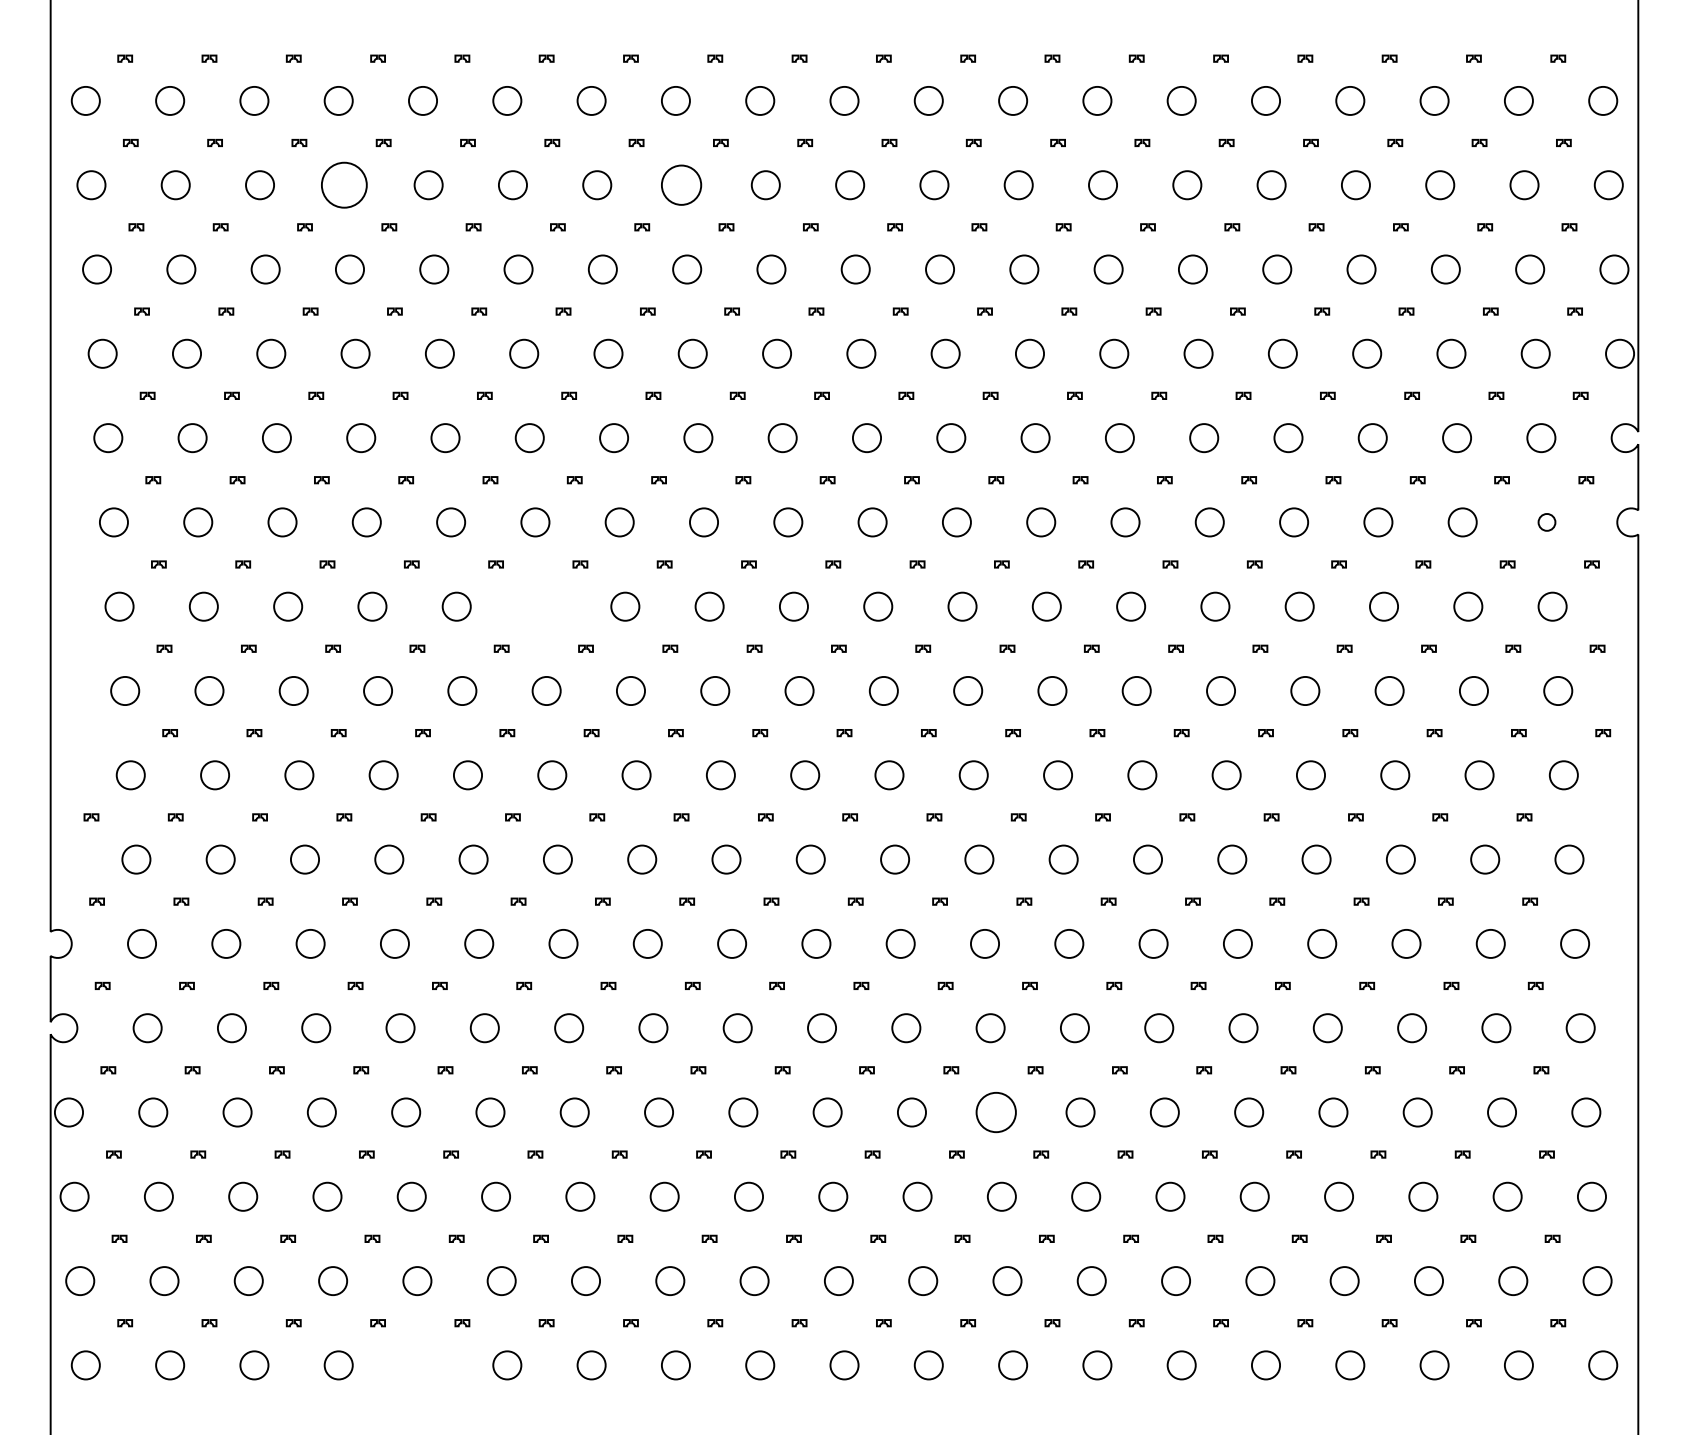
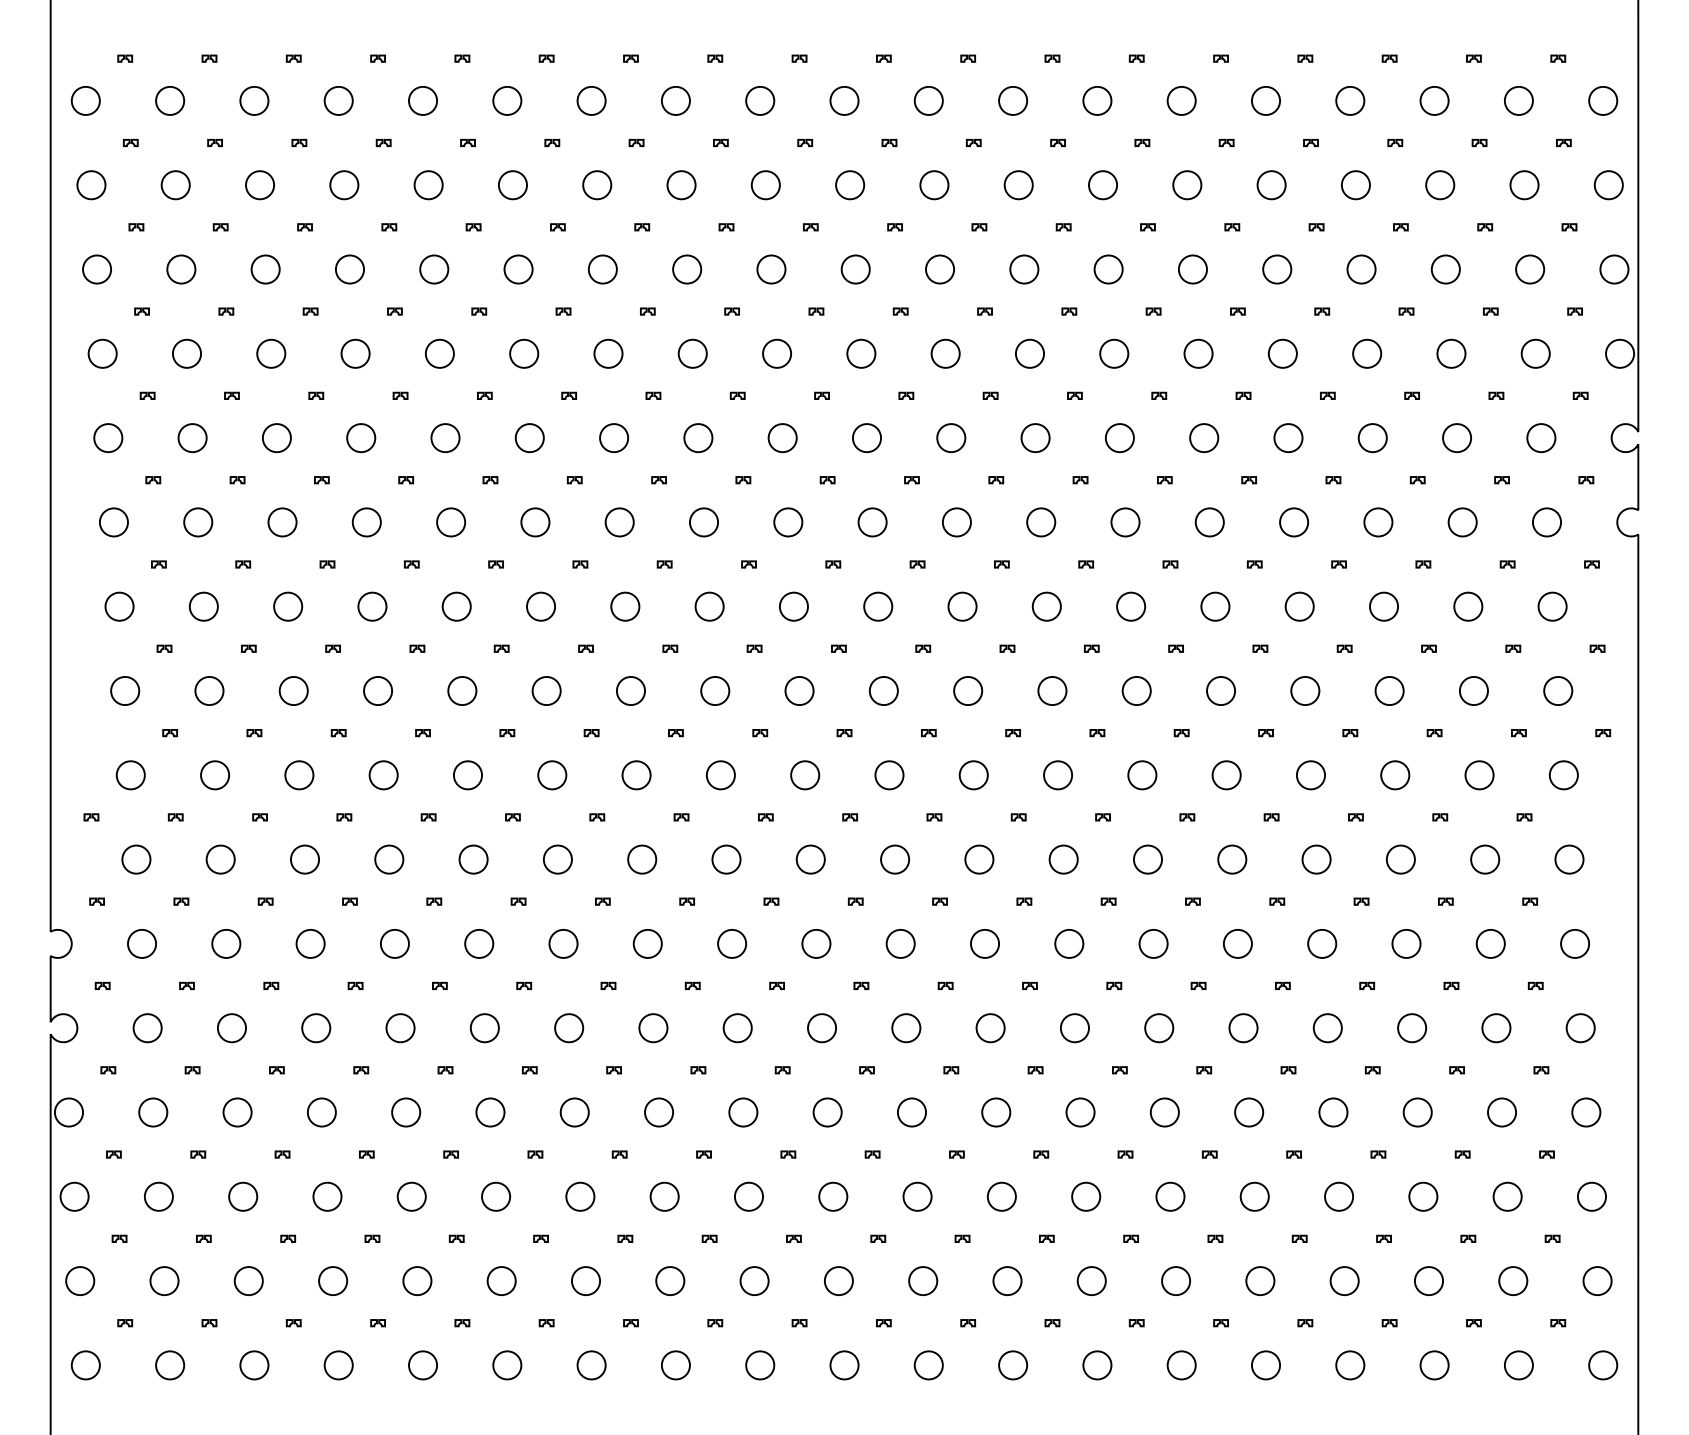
circle diameter: 45 px -> 28 px (344, 185)
circle diameter: 39 px -> 28 px (681, 185)
circle diameter: 17 px -> 28 px (1546, 522)
circle: none -> present (540, 606)
circle diameter: 39 px -> 28 px (996, 1112)
circle: none -> present (422, 1365)
